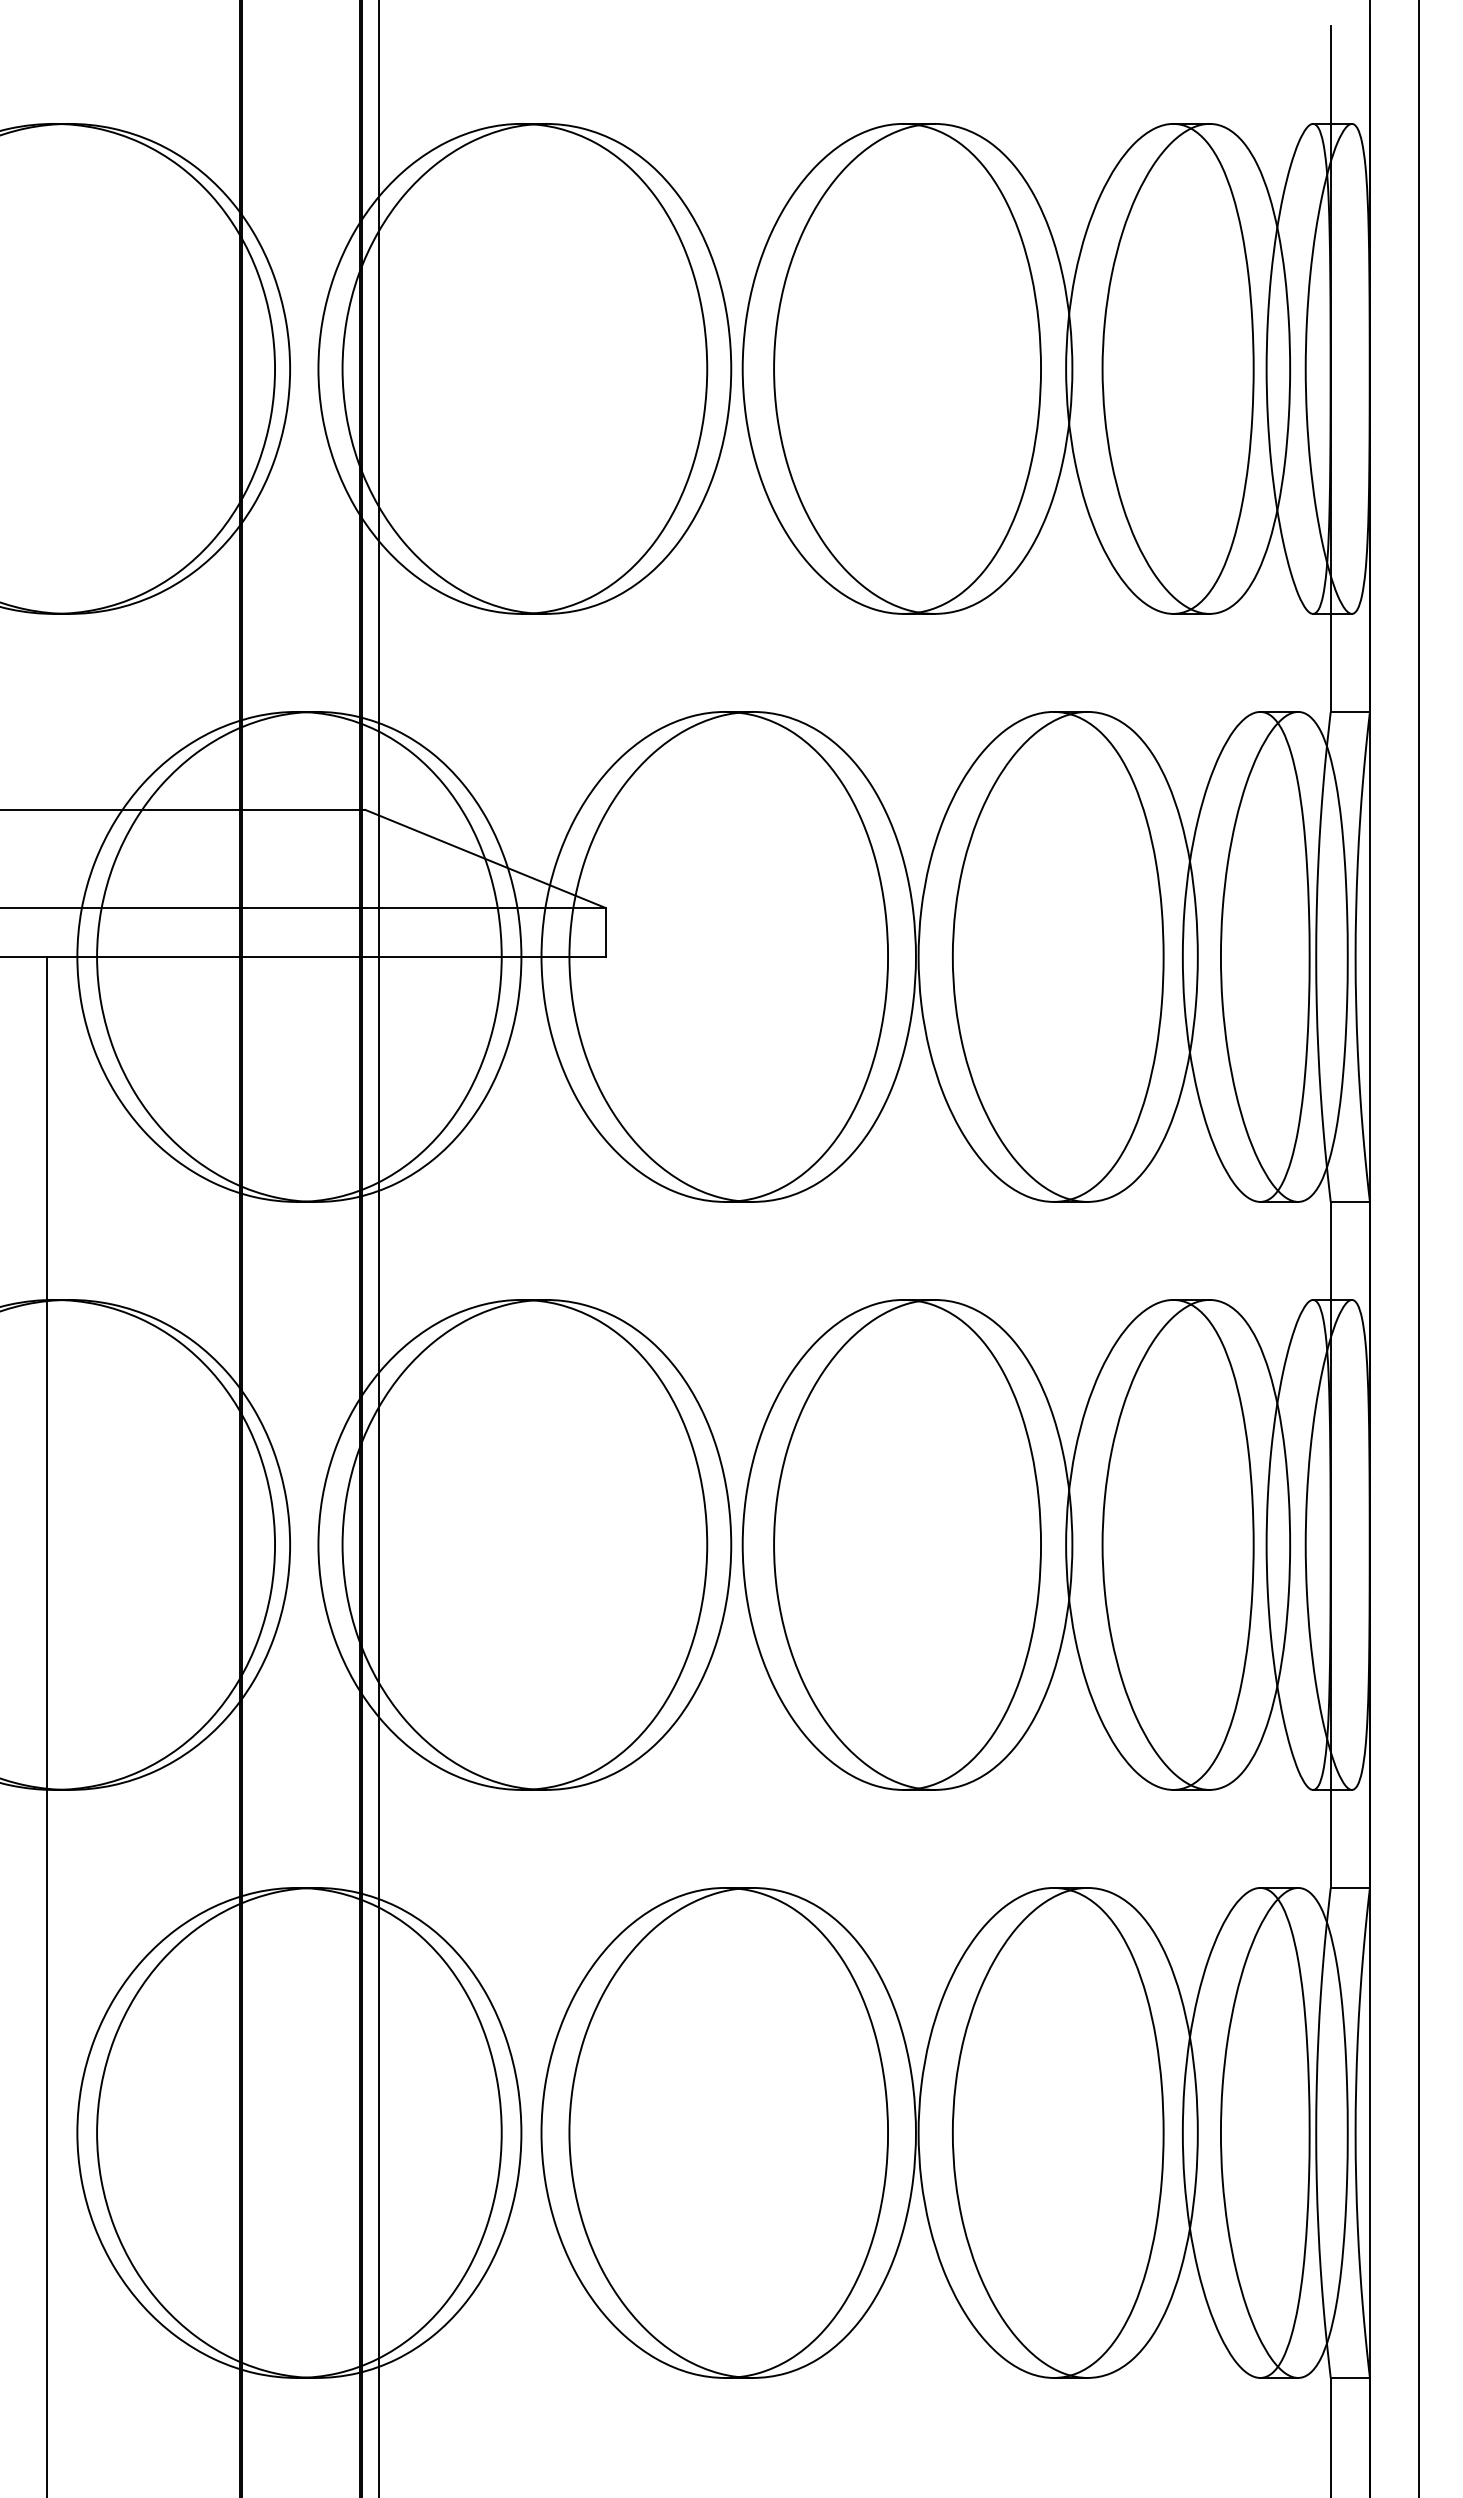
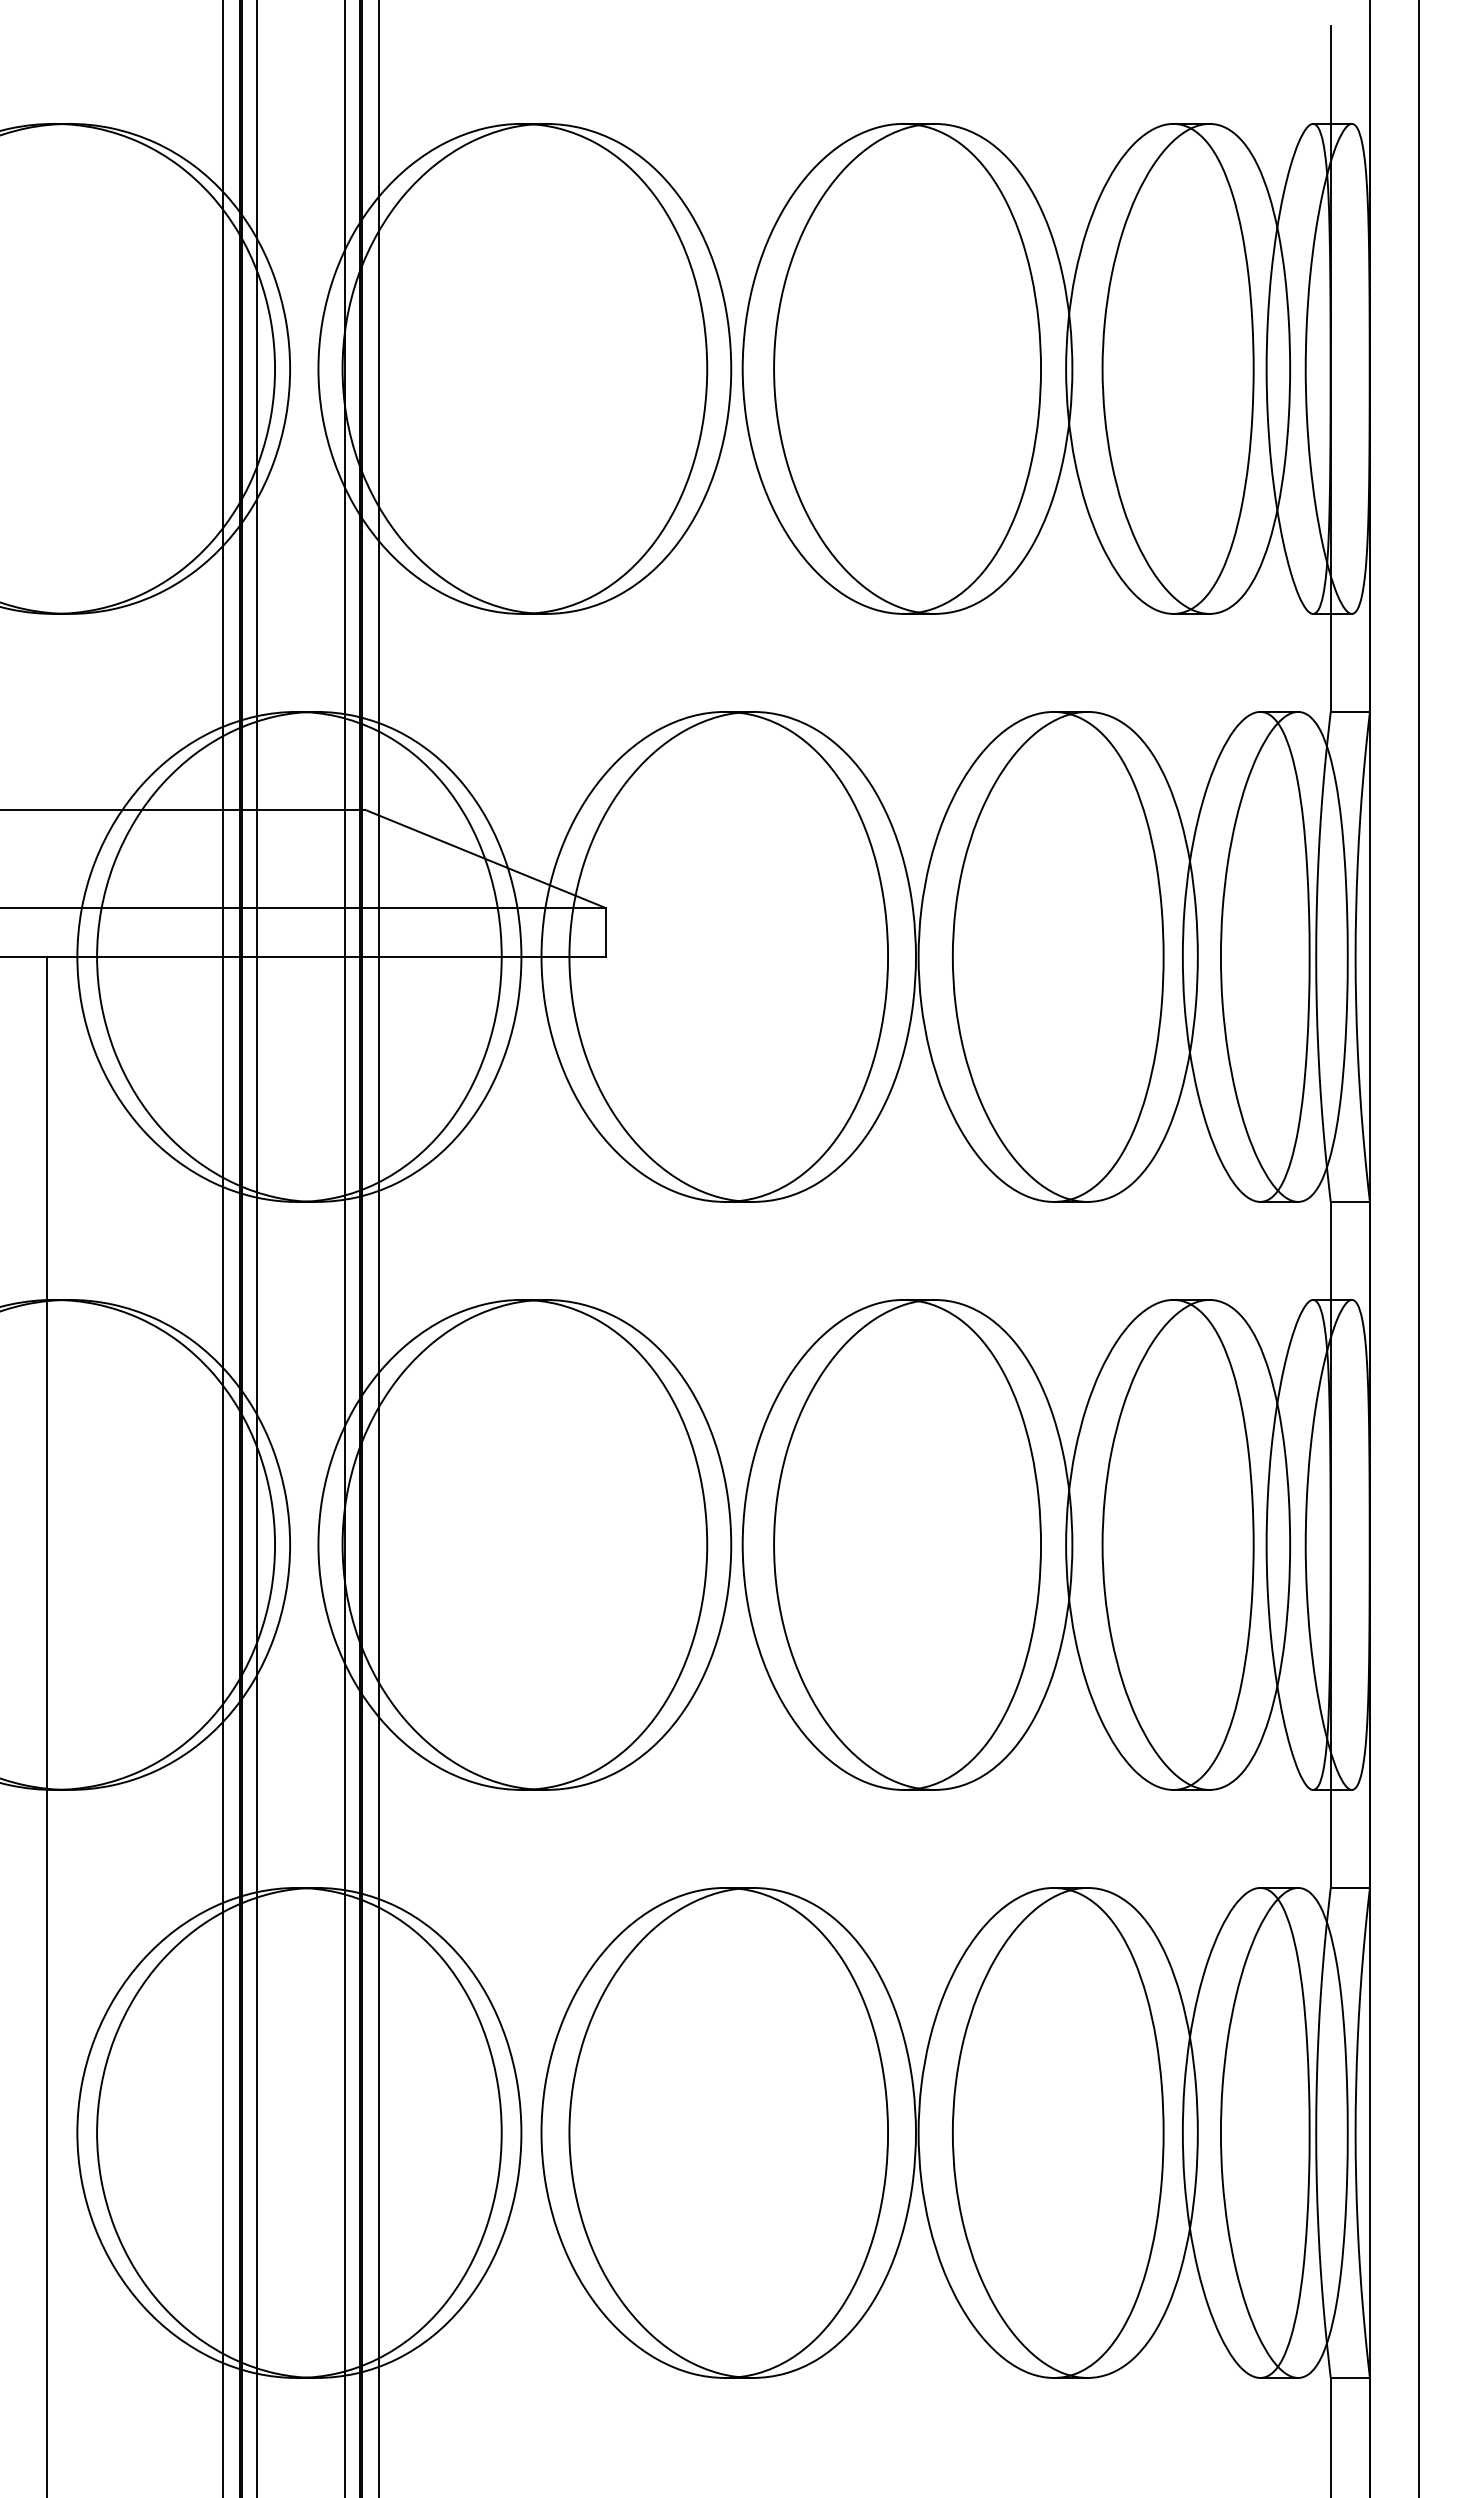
line: none -> present (222, 1248)
line: none -> present (256, 1248)
line: none -> present (345, 1248)
